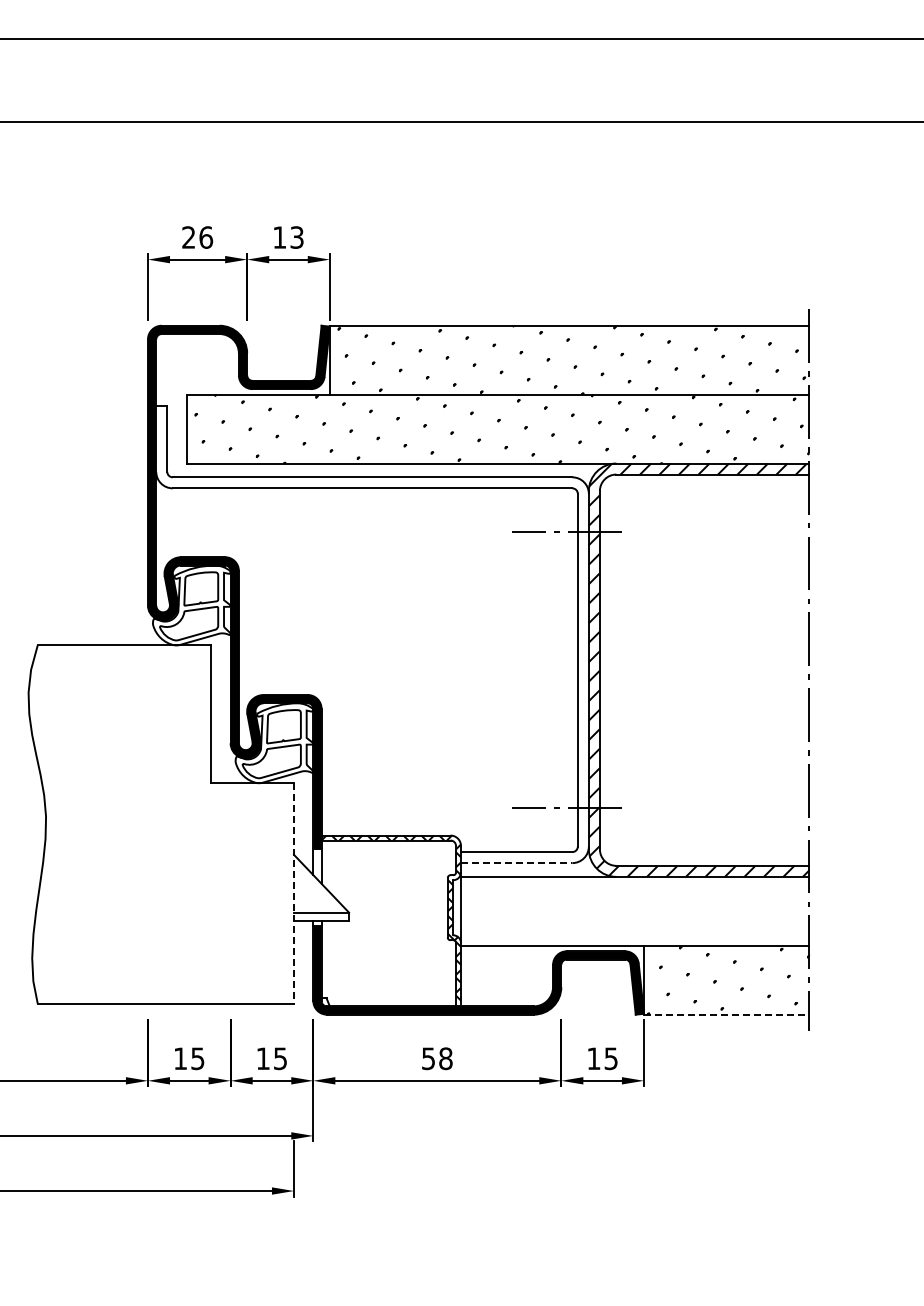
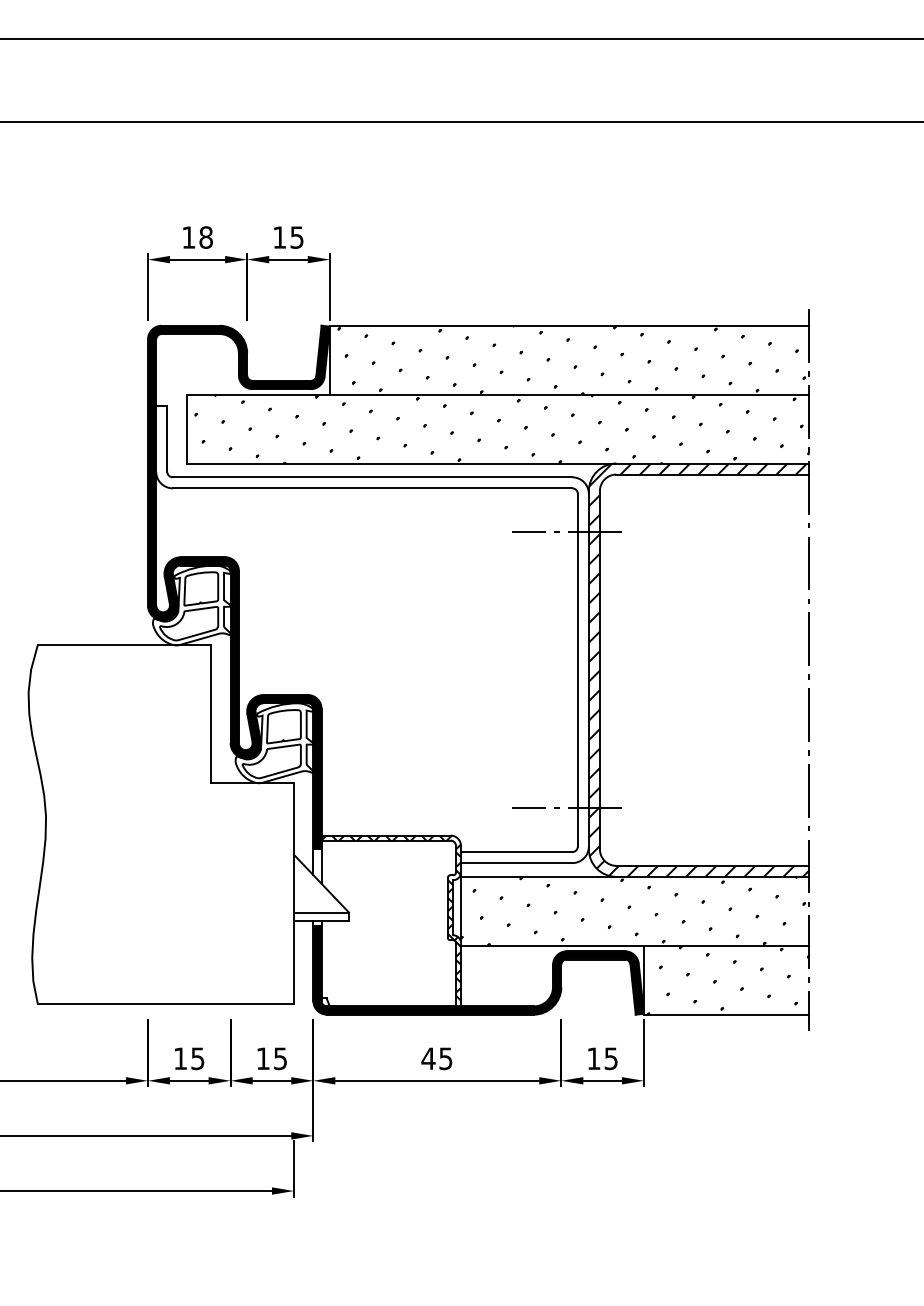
text: 26 -> 18 (197, 237)
text: 13 -> 15 (297, 237)
line: dashed -> solid (516, 863)
line: dashed -> solid (294, 893)
hatch: none -> present (633, 910)
line: dashed -> solid (726, 1014)
text: 58 -> 45 (436, 1058)
